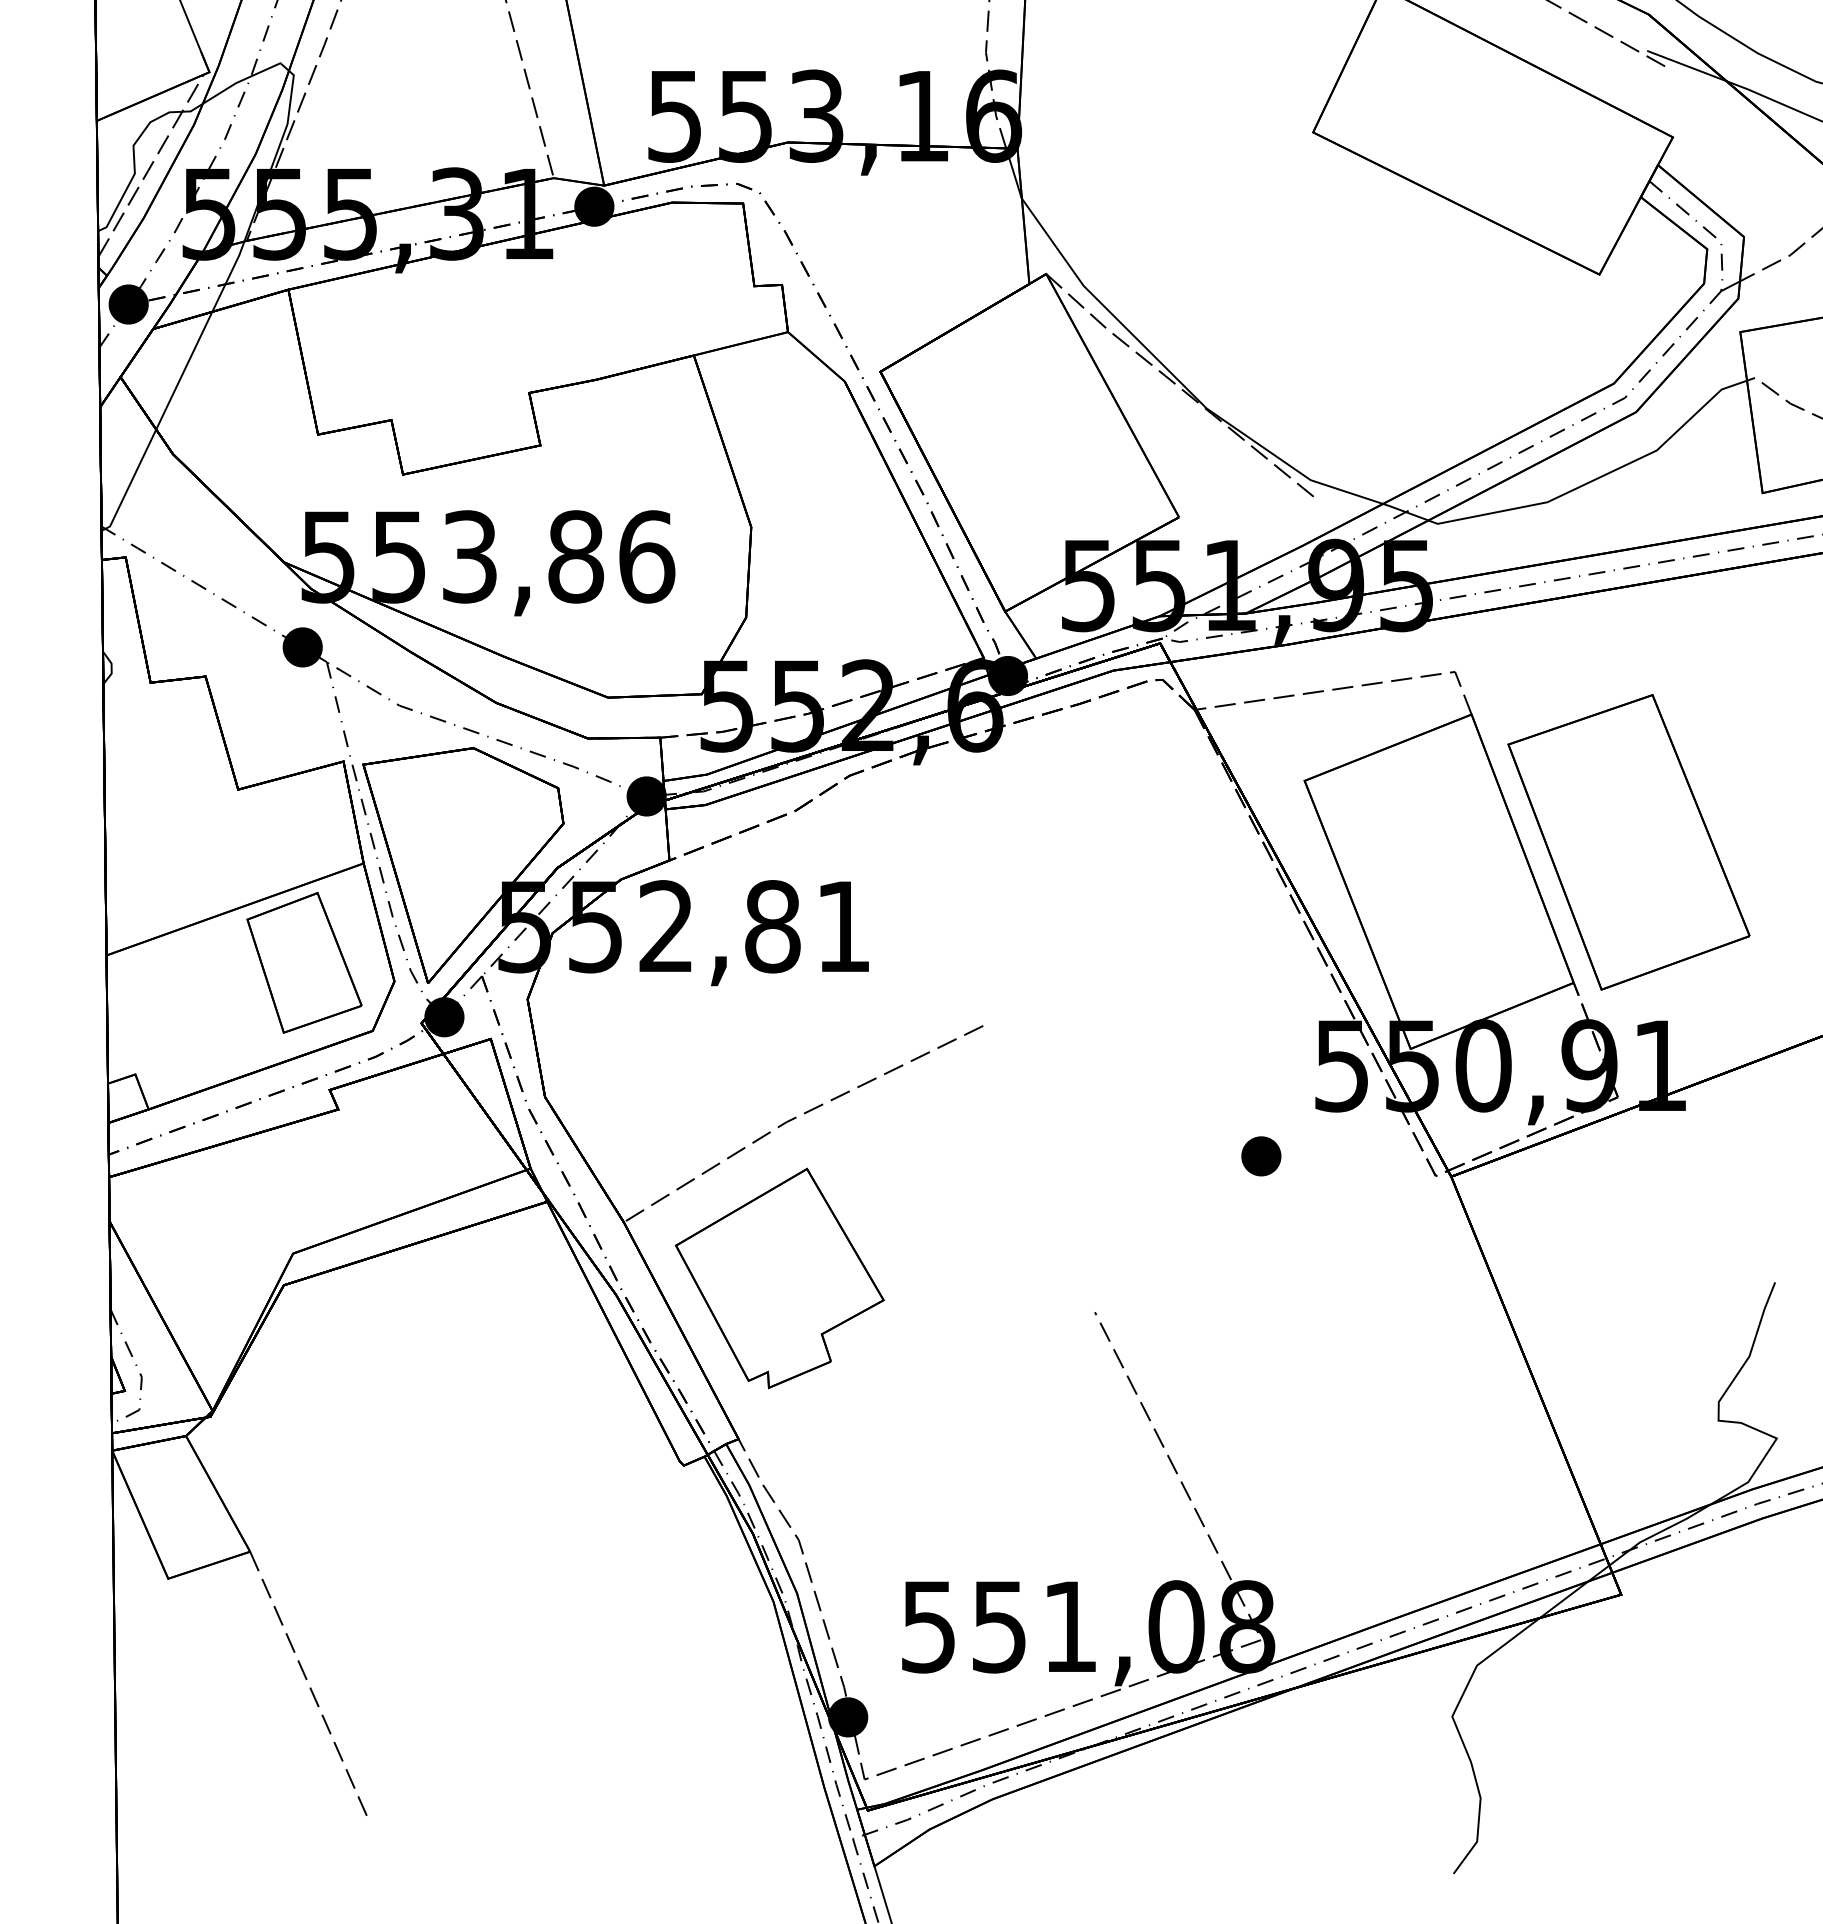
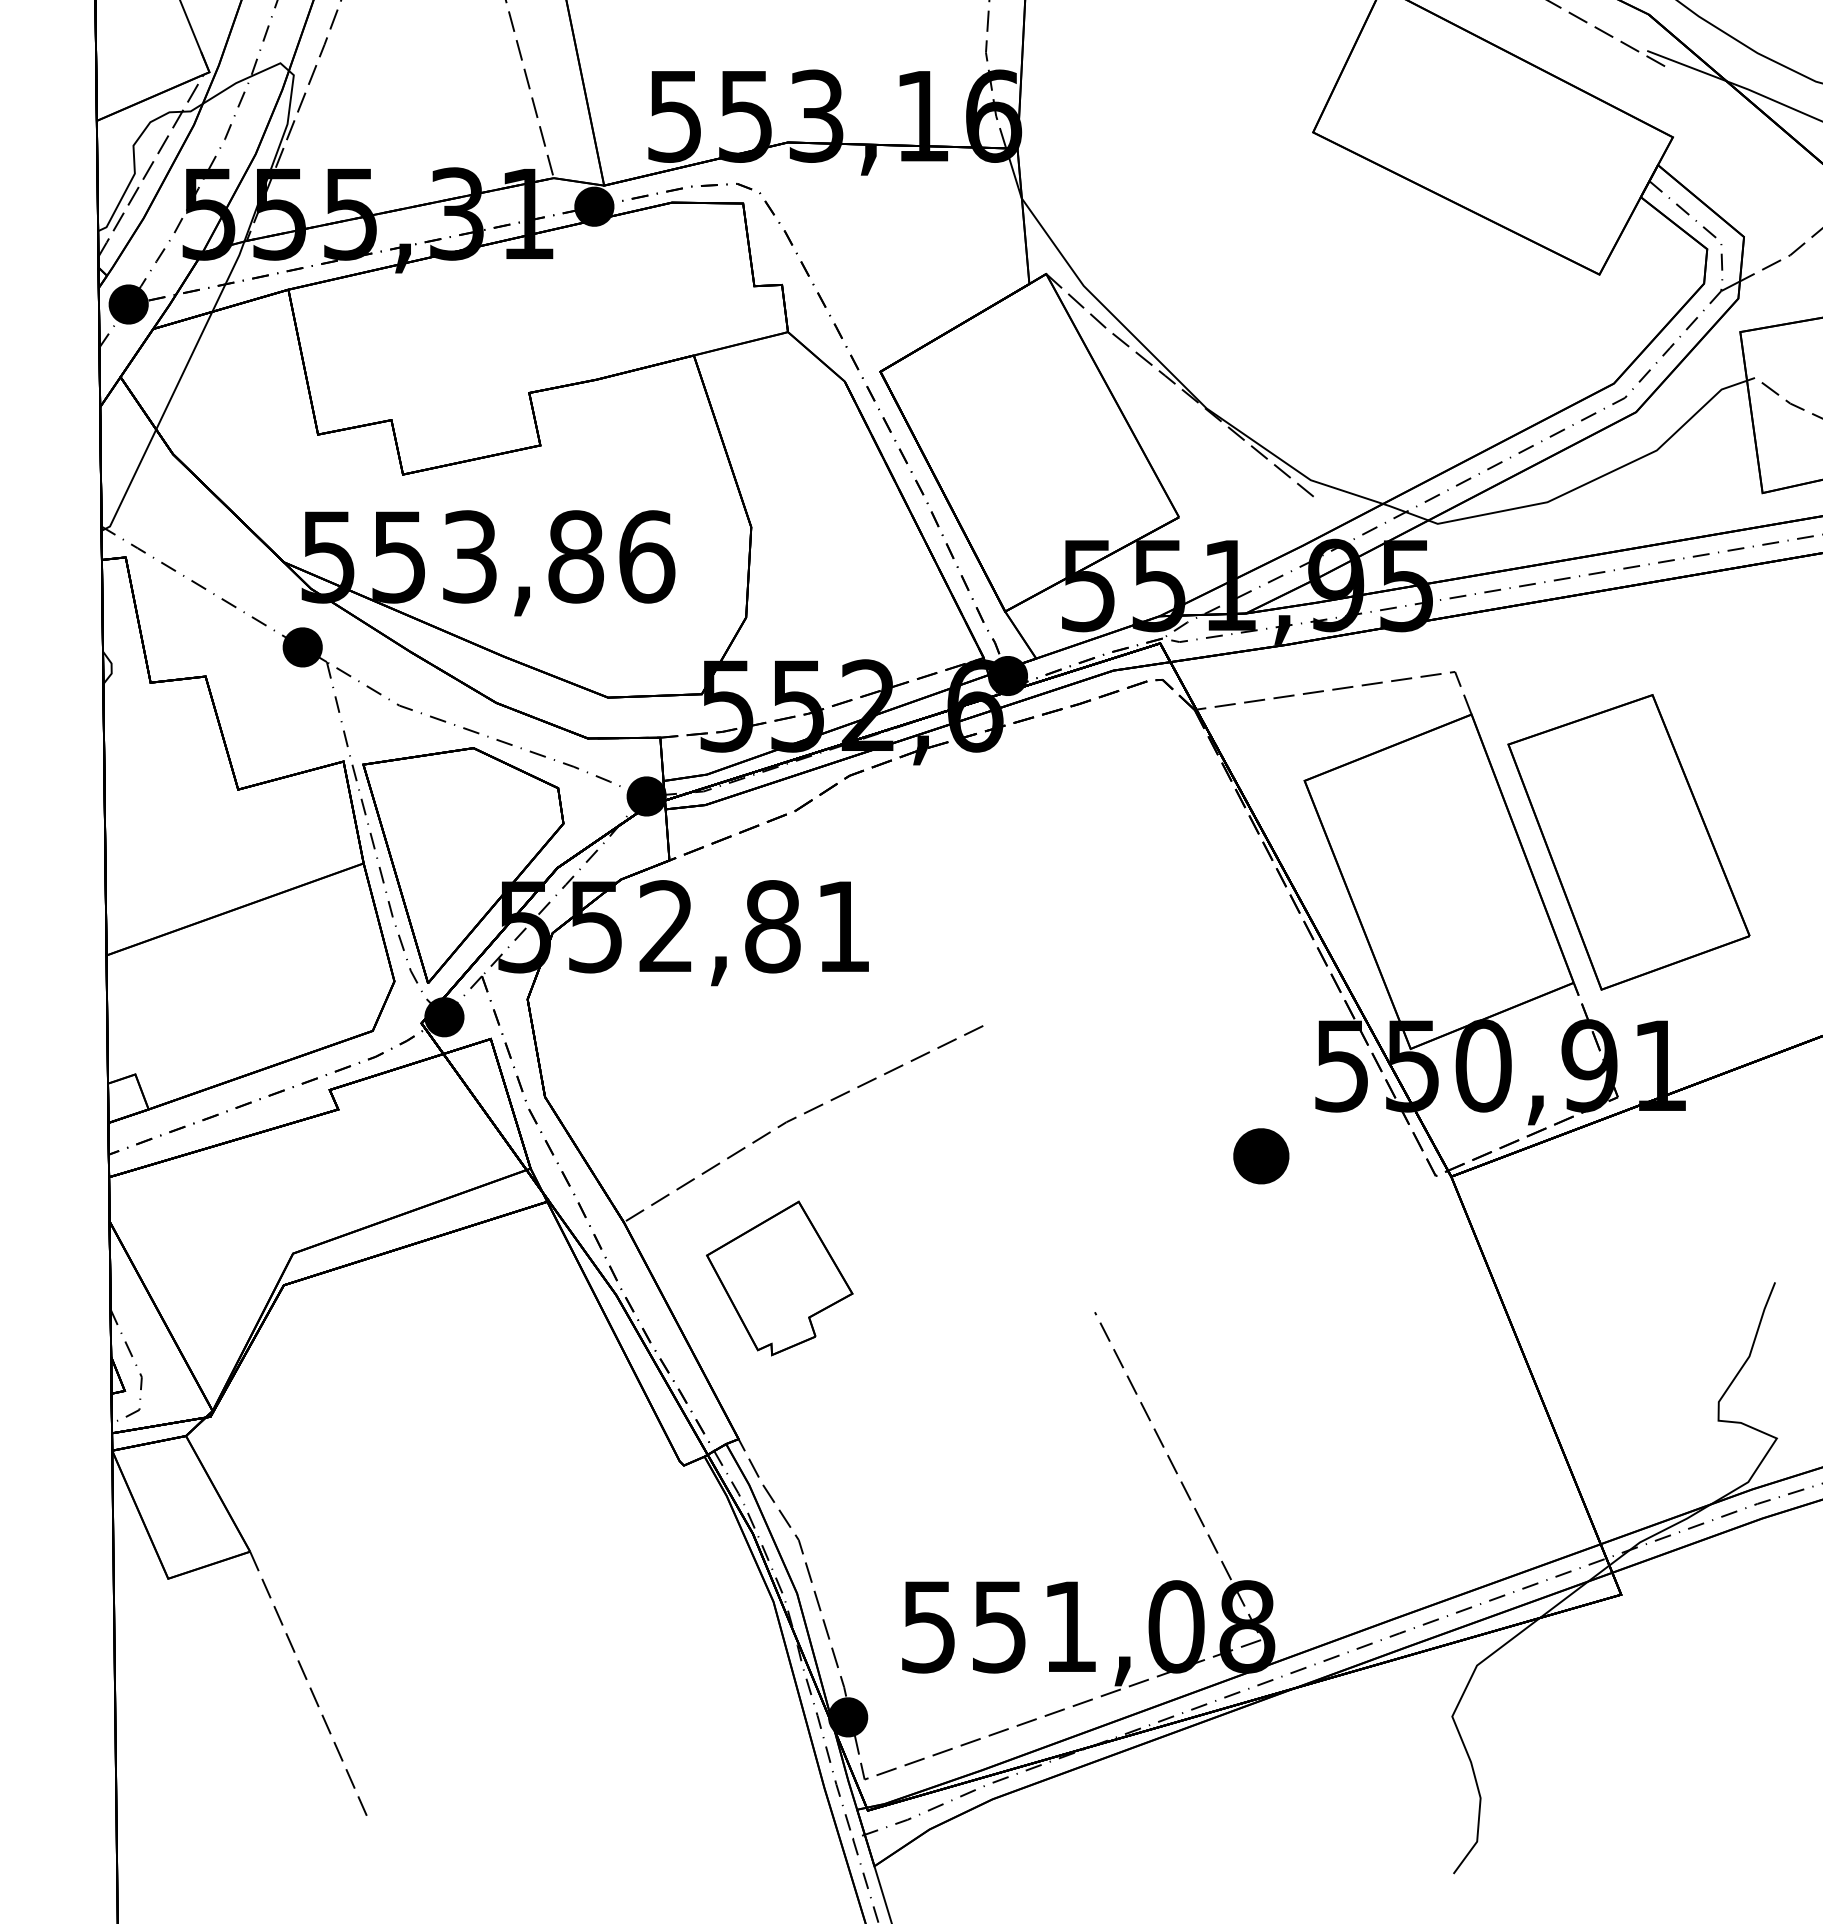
part: present -> none (304, 962)
part size: 41x41 px -> 57x57 px (1261, 1156)
part size: 211x223 px -> 148x157 px (779, 1278)
